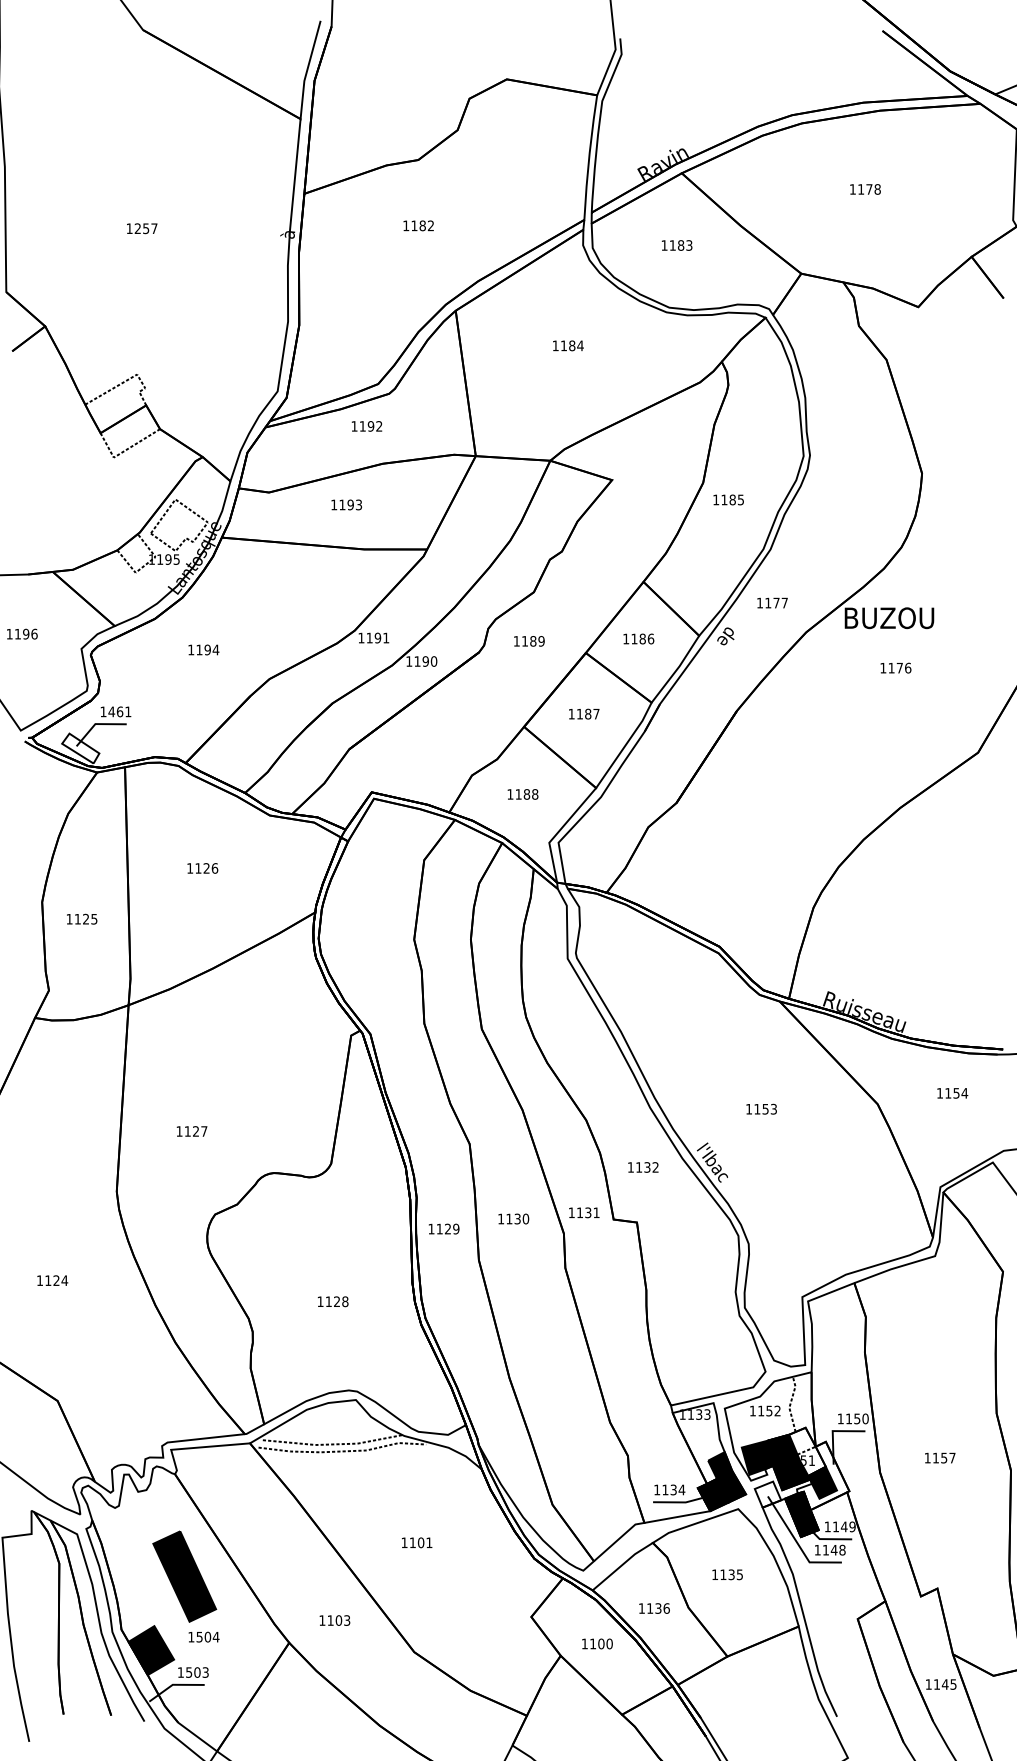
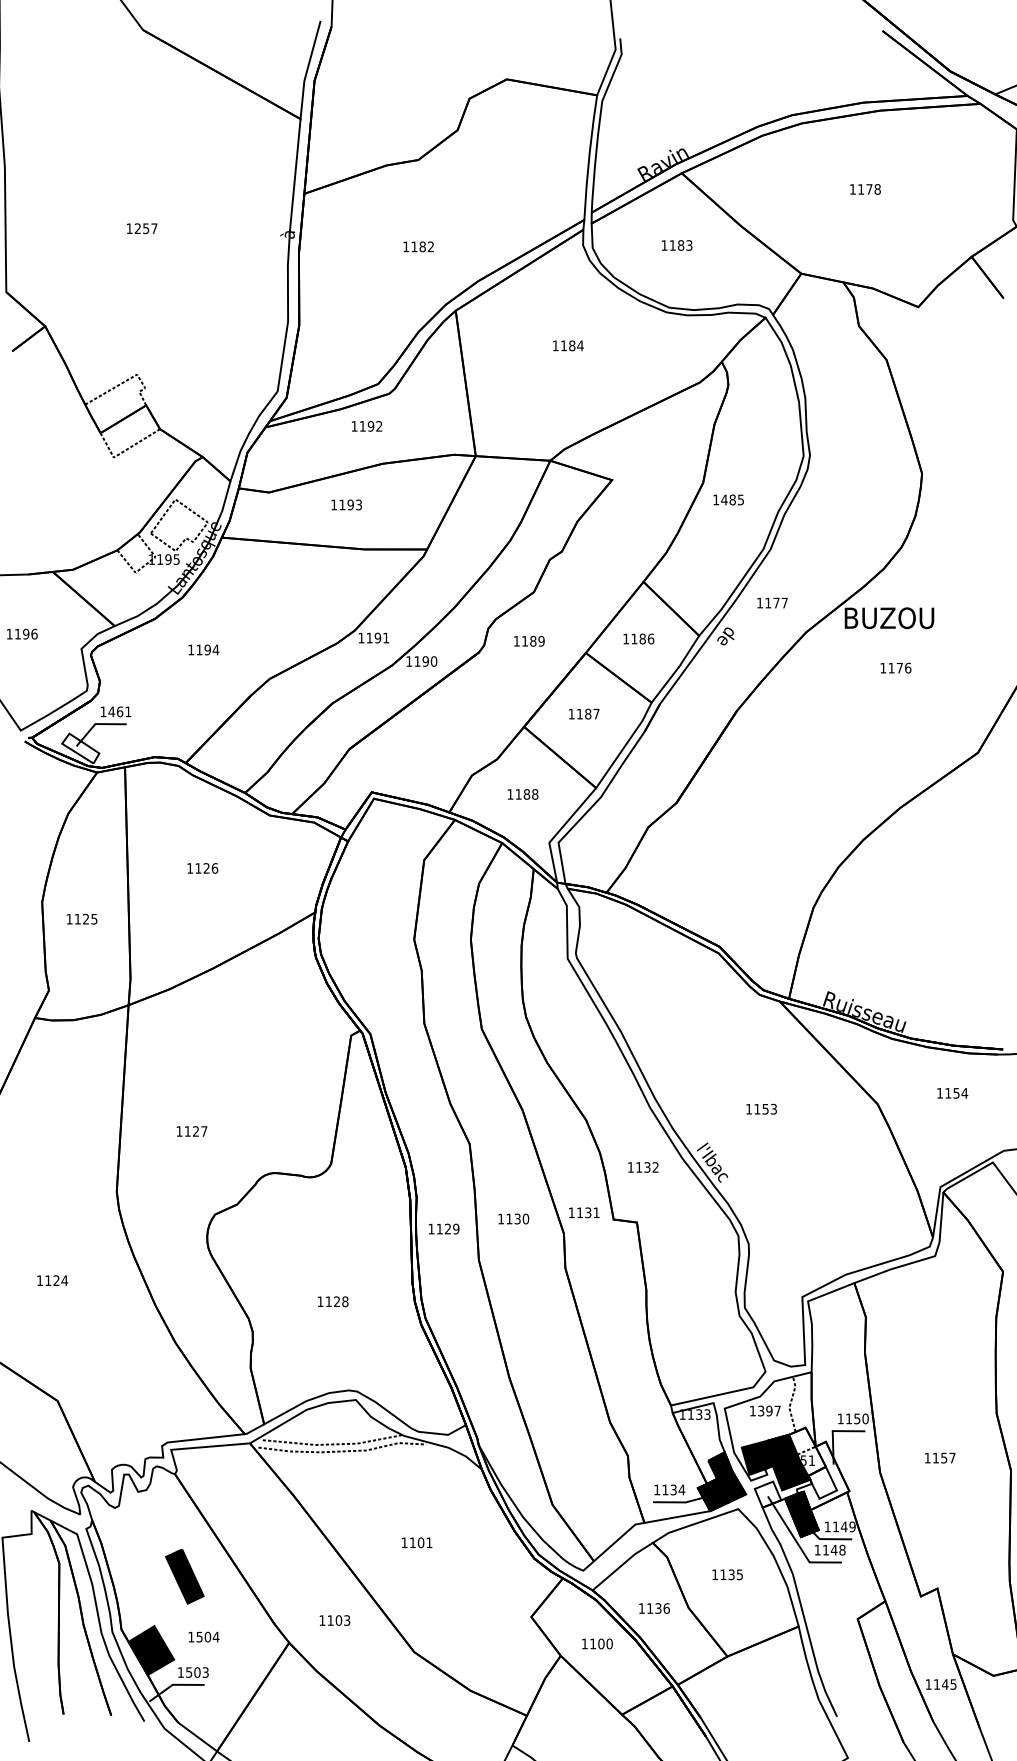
text position: (418, 225) -> (418, 246) (418, 246)
text: 1185 -> 1485 (724, 499)
text: 1152 -> 1397 (769, 1410)
fill: present -> none (822, 1482)
part size: 66x93 px -> 40x57 px (184, 1576)
